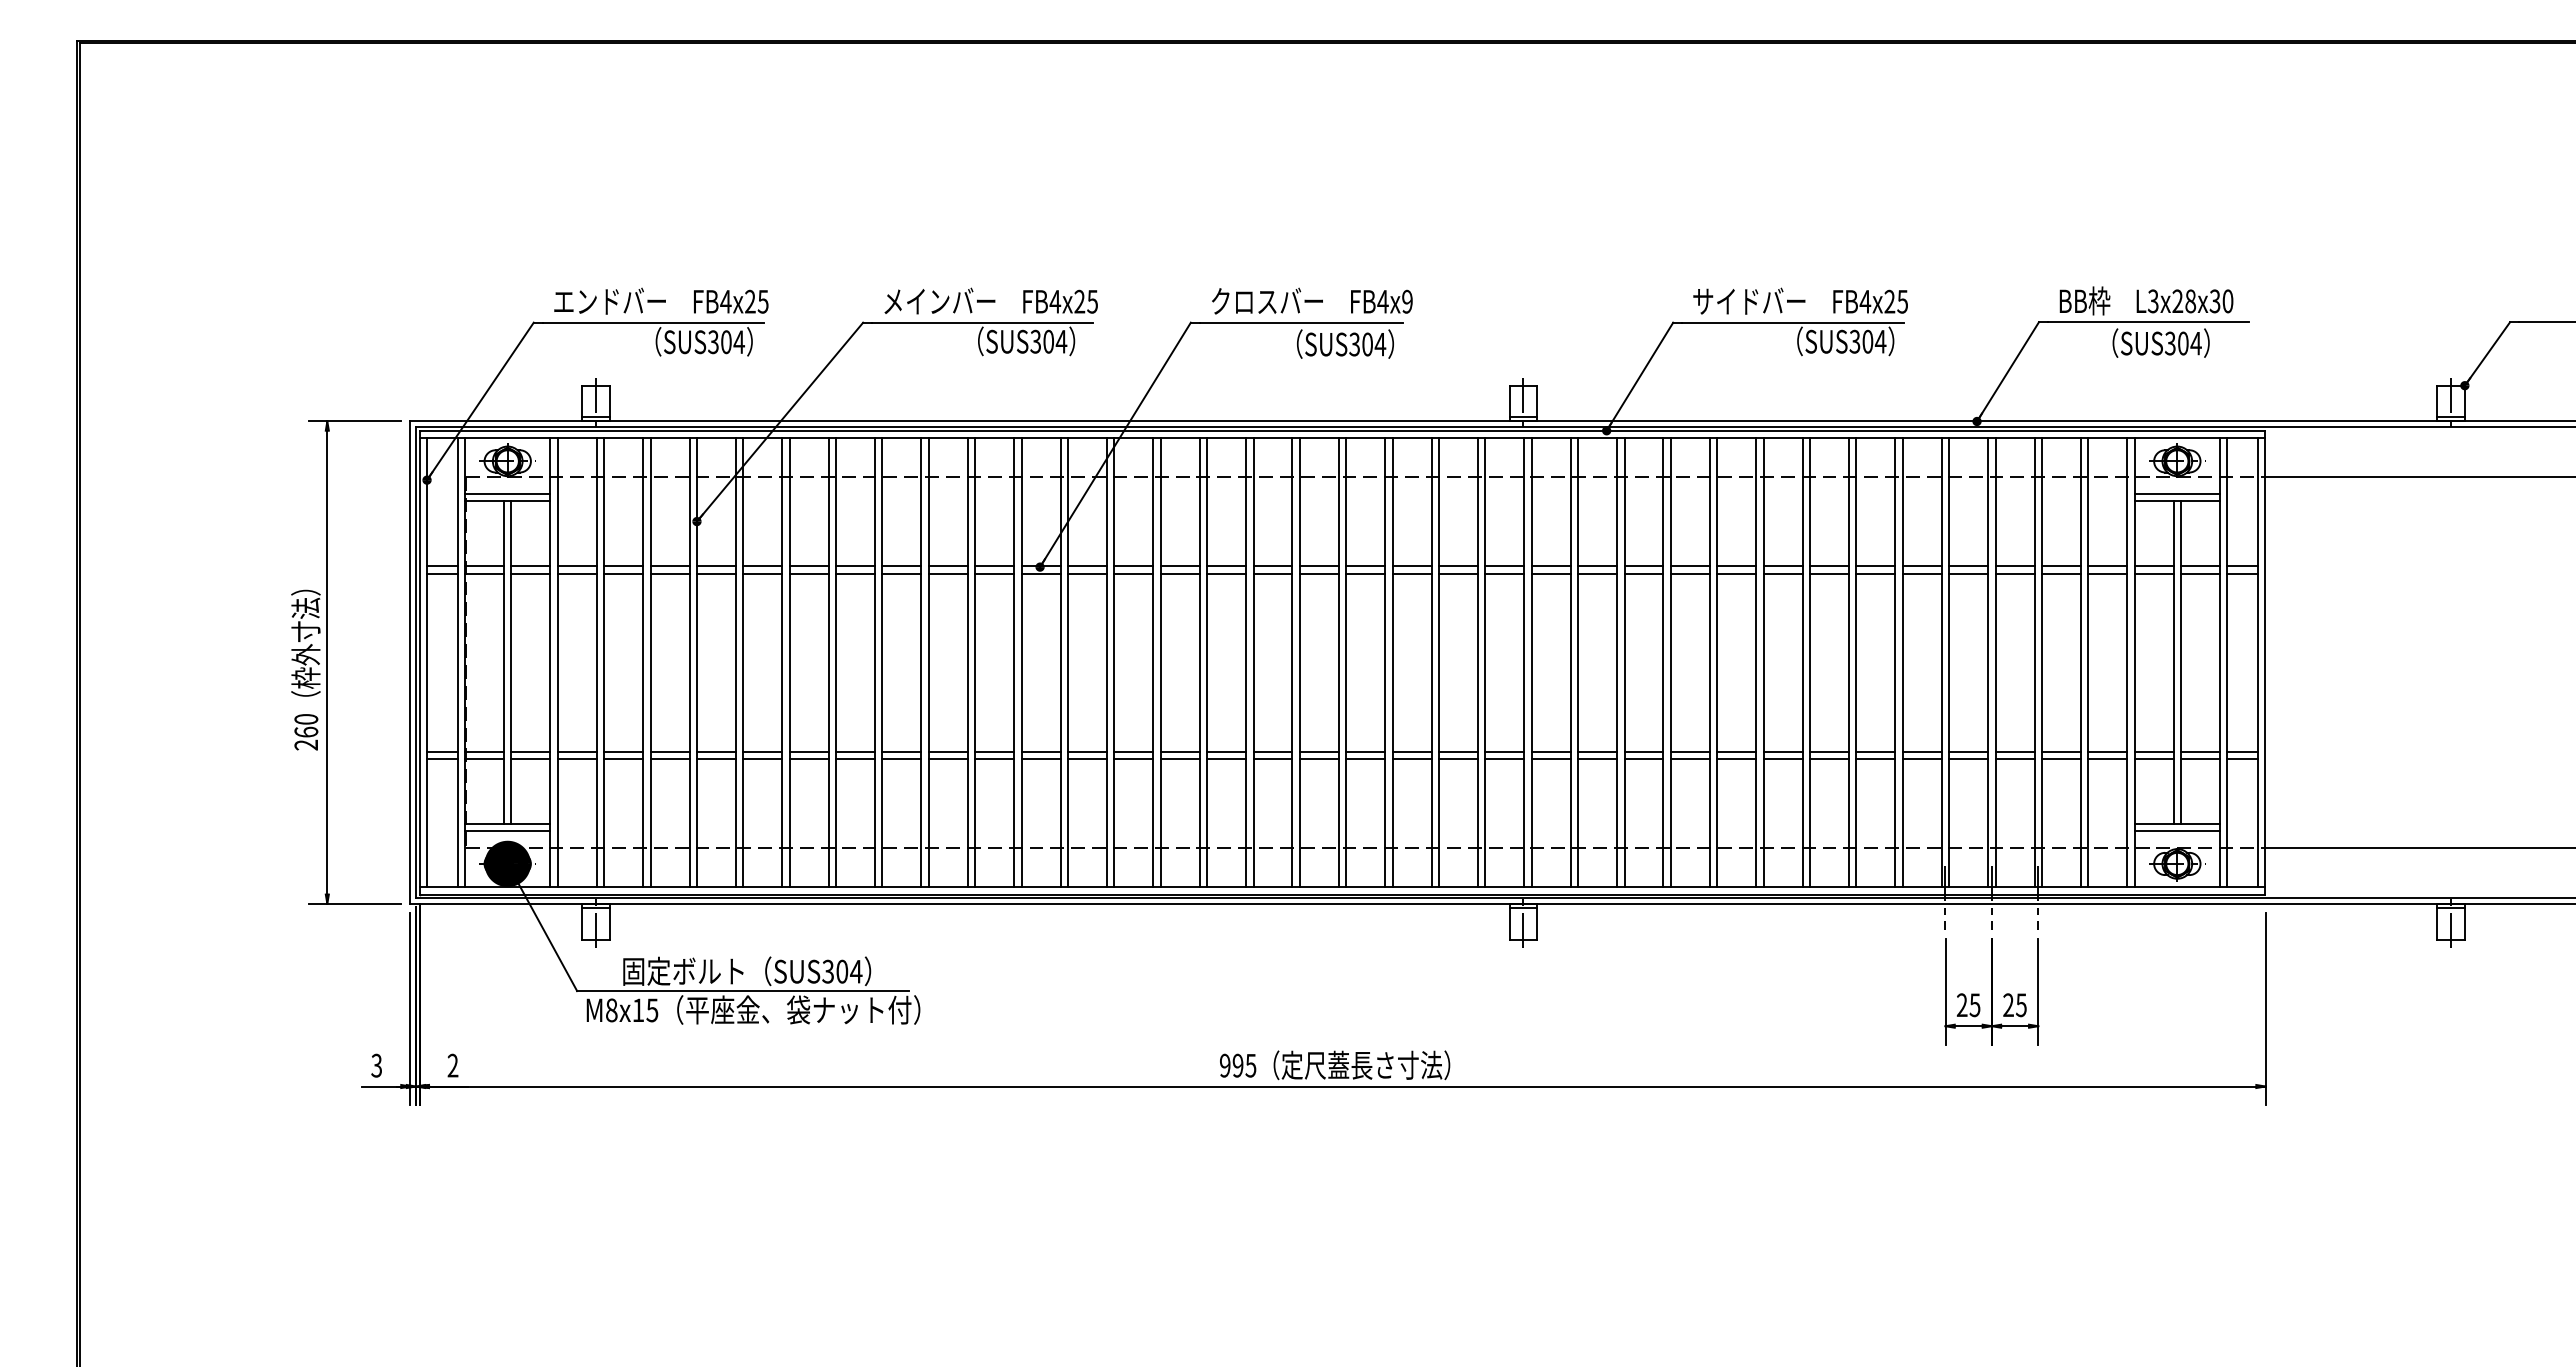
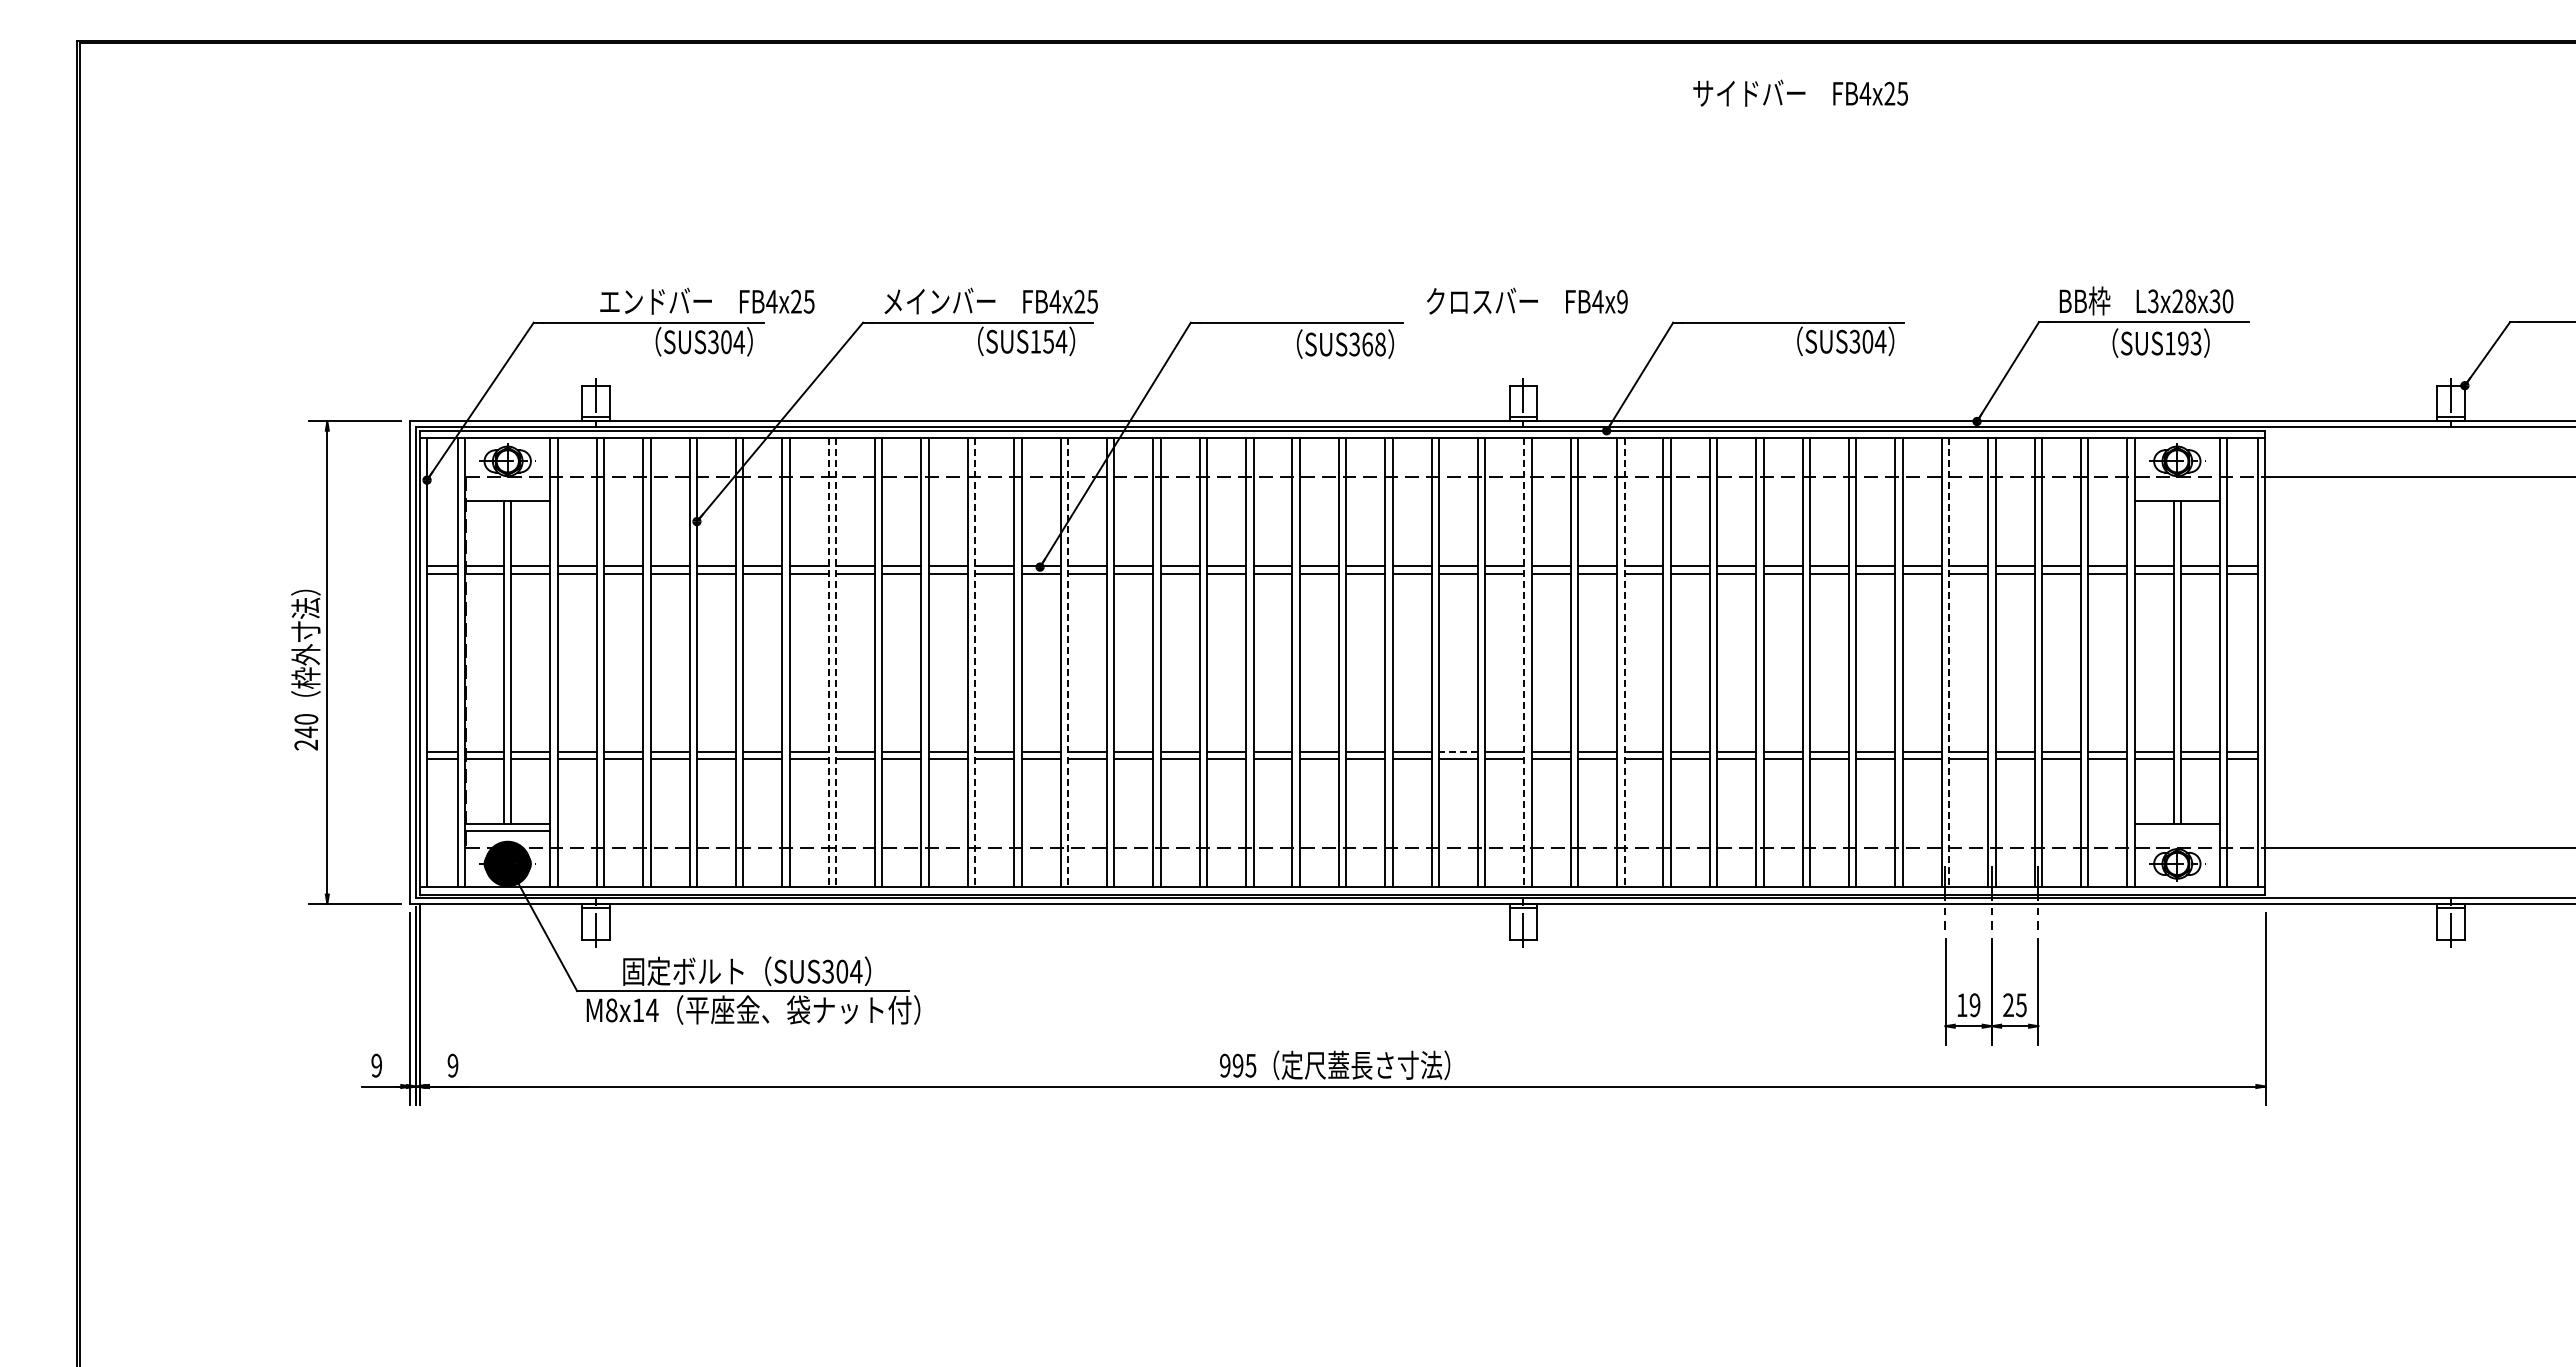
text position: (661, 300) -> (707, 300) (707, 300)
text position: (1312, 300) -> (1527, 300) (1527, 300)
text position: (1800, 300) -> (1800, 92) (1800, 92)
text: SUS304 -> SUS154 (1041, 341)
text: SUS304 -> SUS193 (2183, 343)
text: SUS304 -> SUS368 (1374, 344)
line: present -> none (507, 493)
line: present -> none (2177, 493)
line: solid -> dashed (828, 663)
line: solid -> dashed (836, 663)
line: solid -> dashed (975, 663)
line: solid -> dashed (1067, 663)
line: solid -> dashed (1524, 663)
line: solid -> dashed (1624, 663)
line: solid -> dashed (1949, 663)
text: 260 -> 240 (306, 732)
line: solid -> dashed (1457, 751)
line: present -> none (2177, 831)
text: 25 -> 19 (1968, 1005)
text: M8x15 -> M8x14 (652, 1010)
text: 3 -> 9 (376, 1065)
text: 2 -> 9 (452, 1065)
